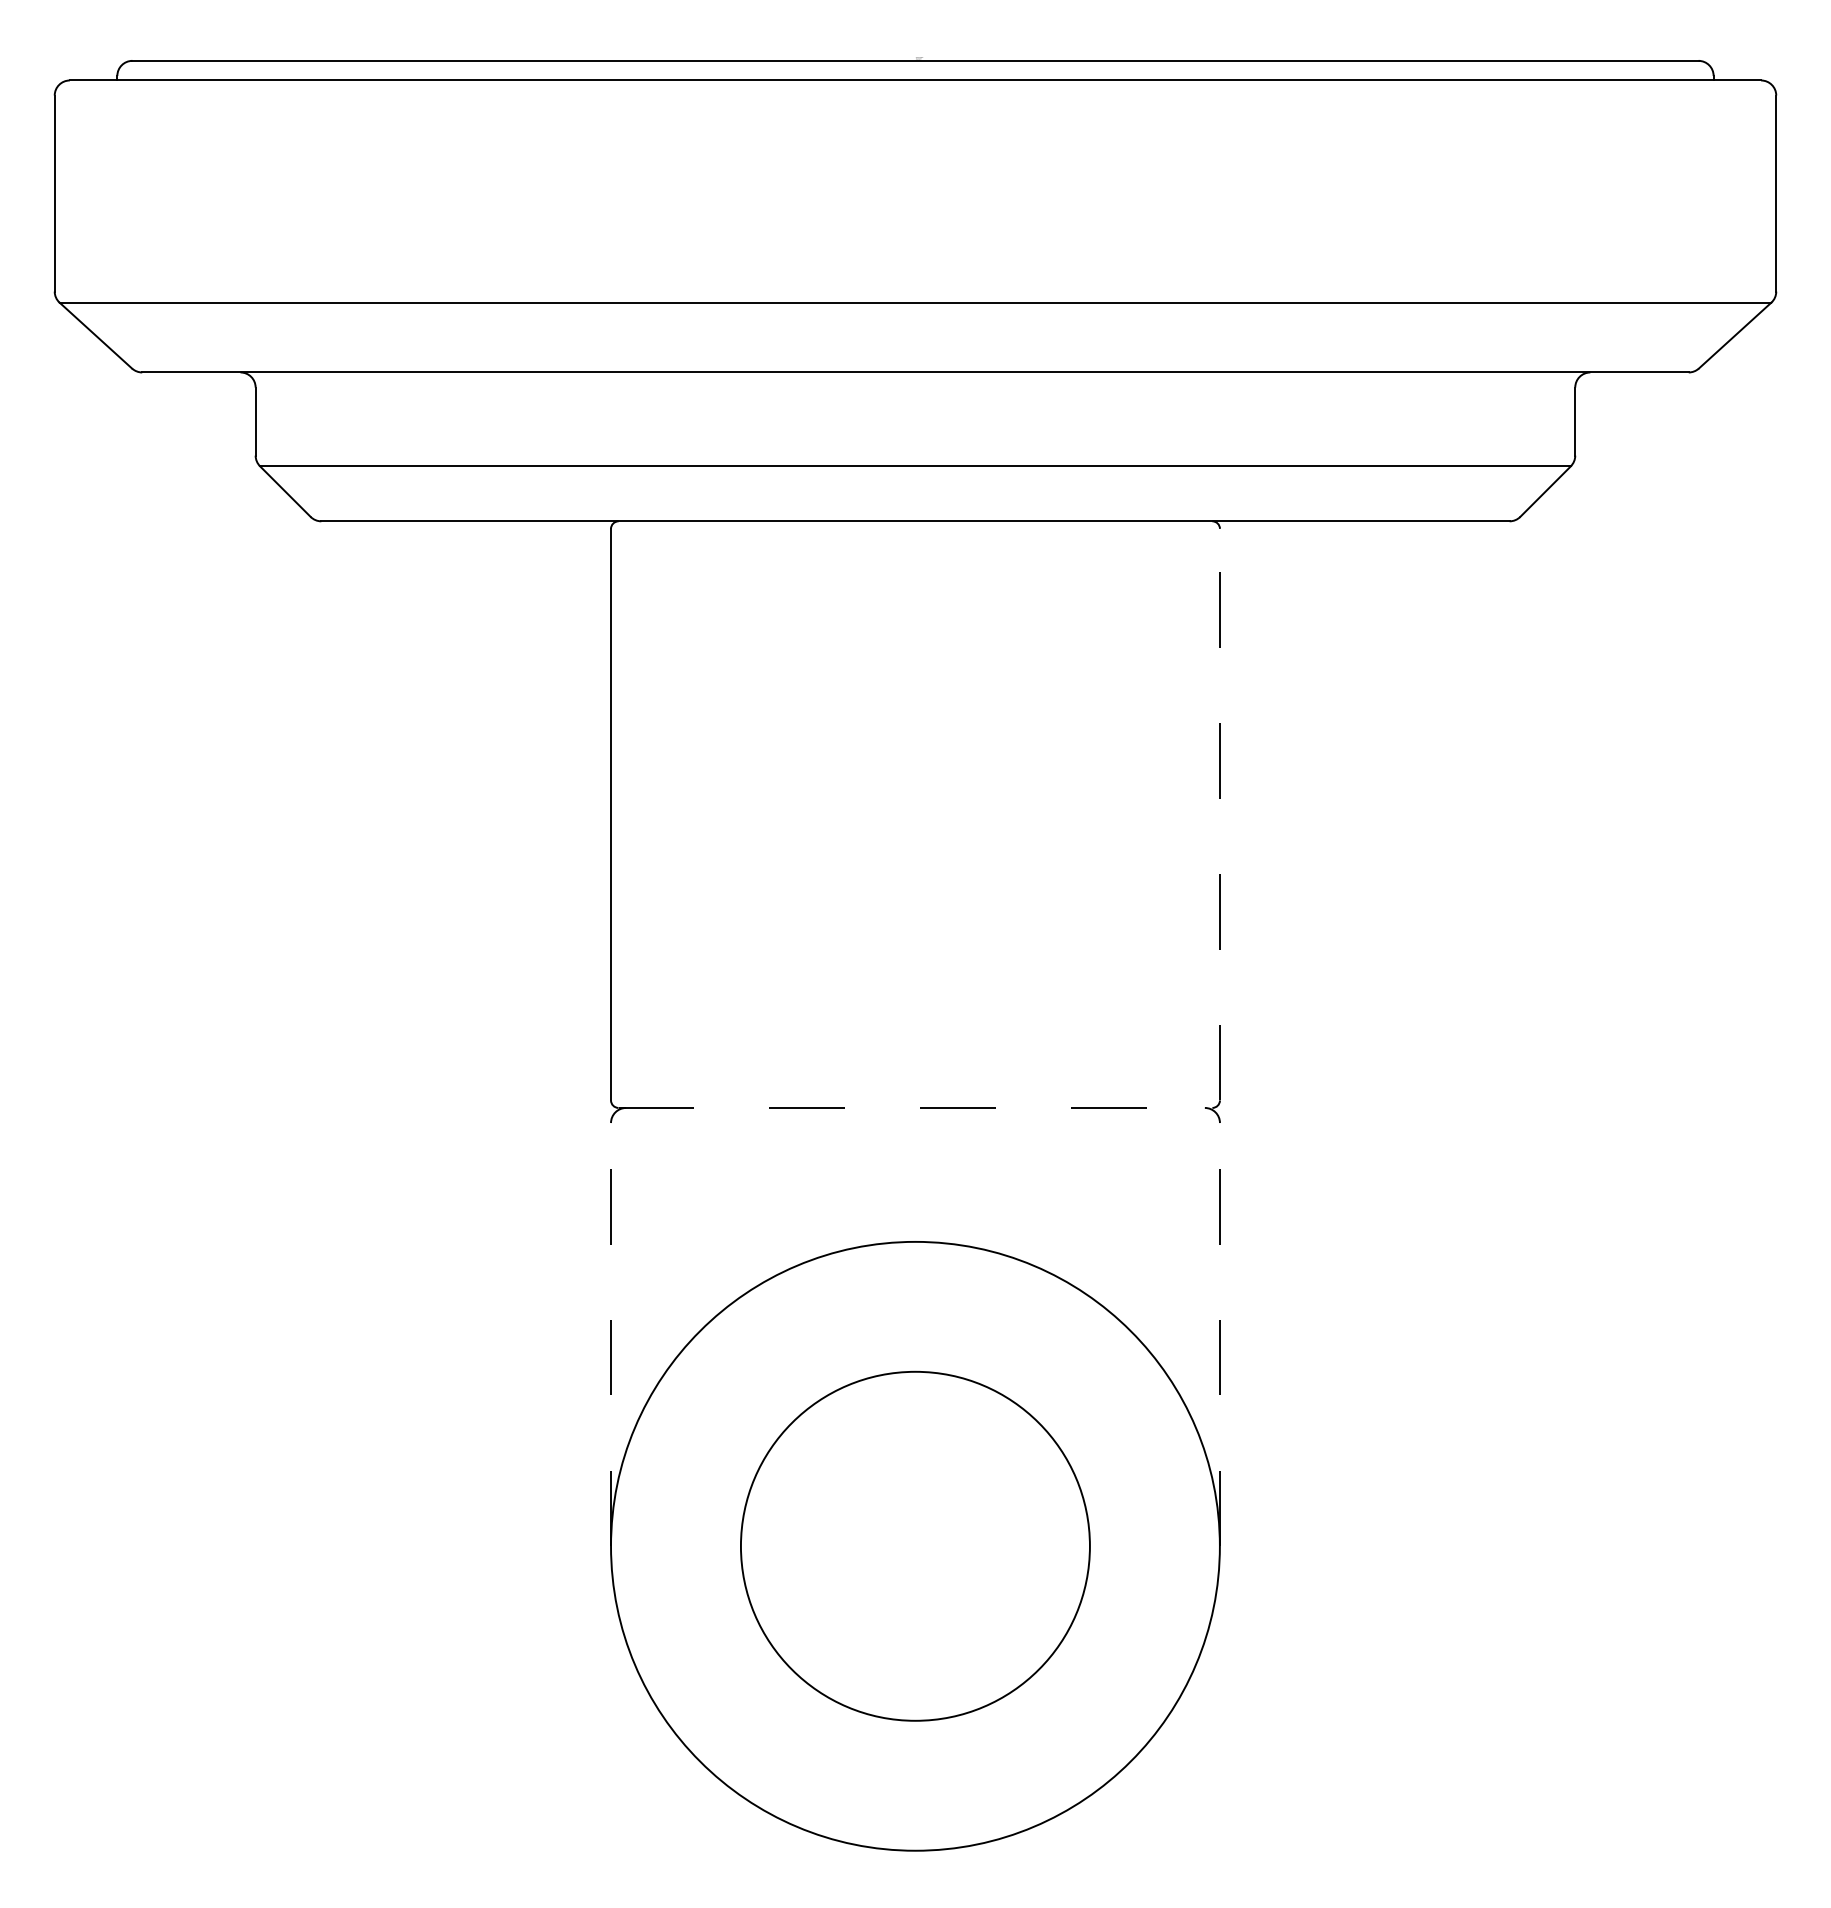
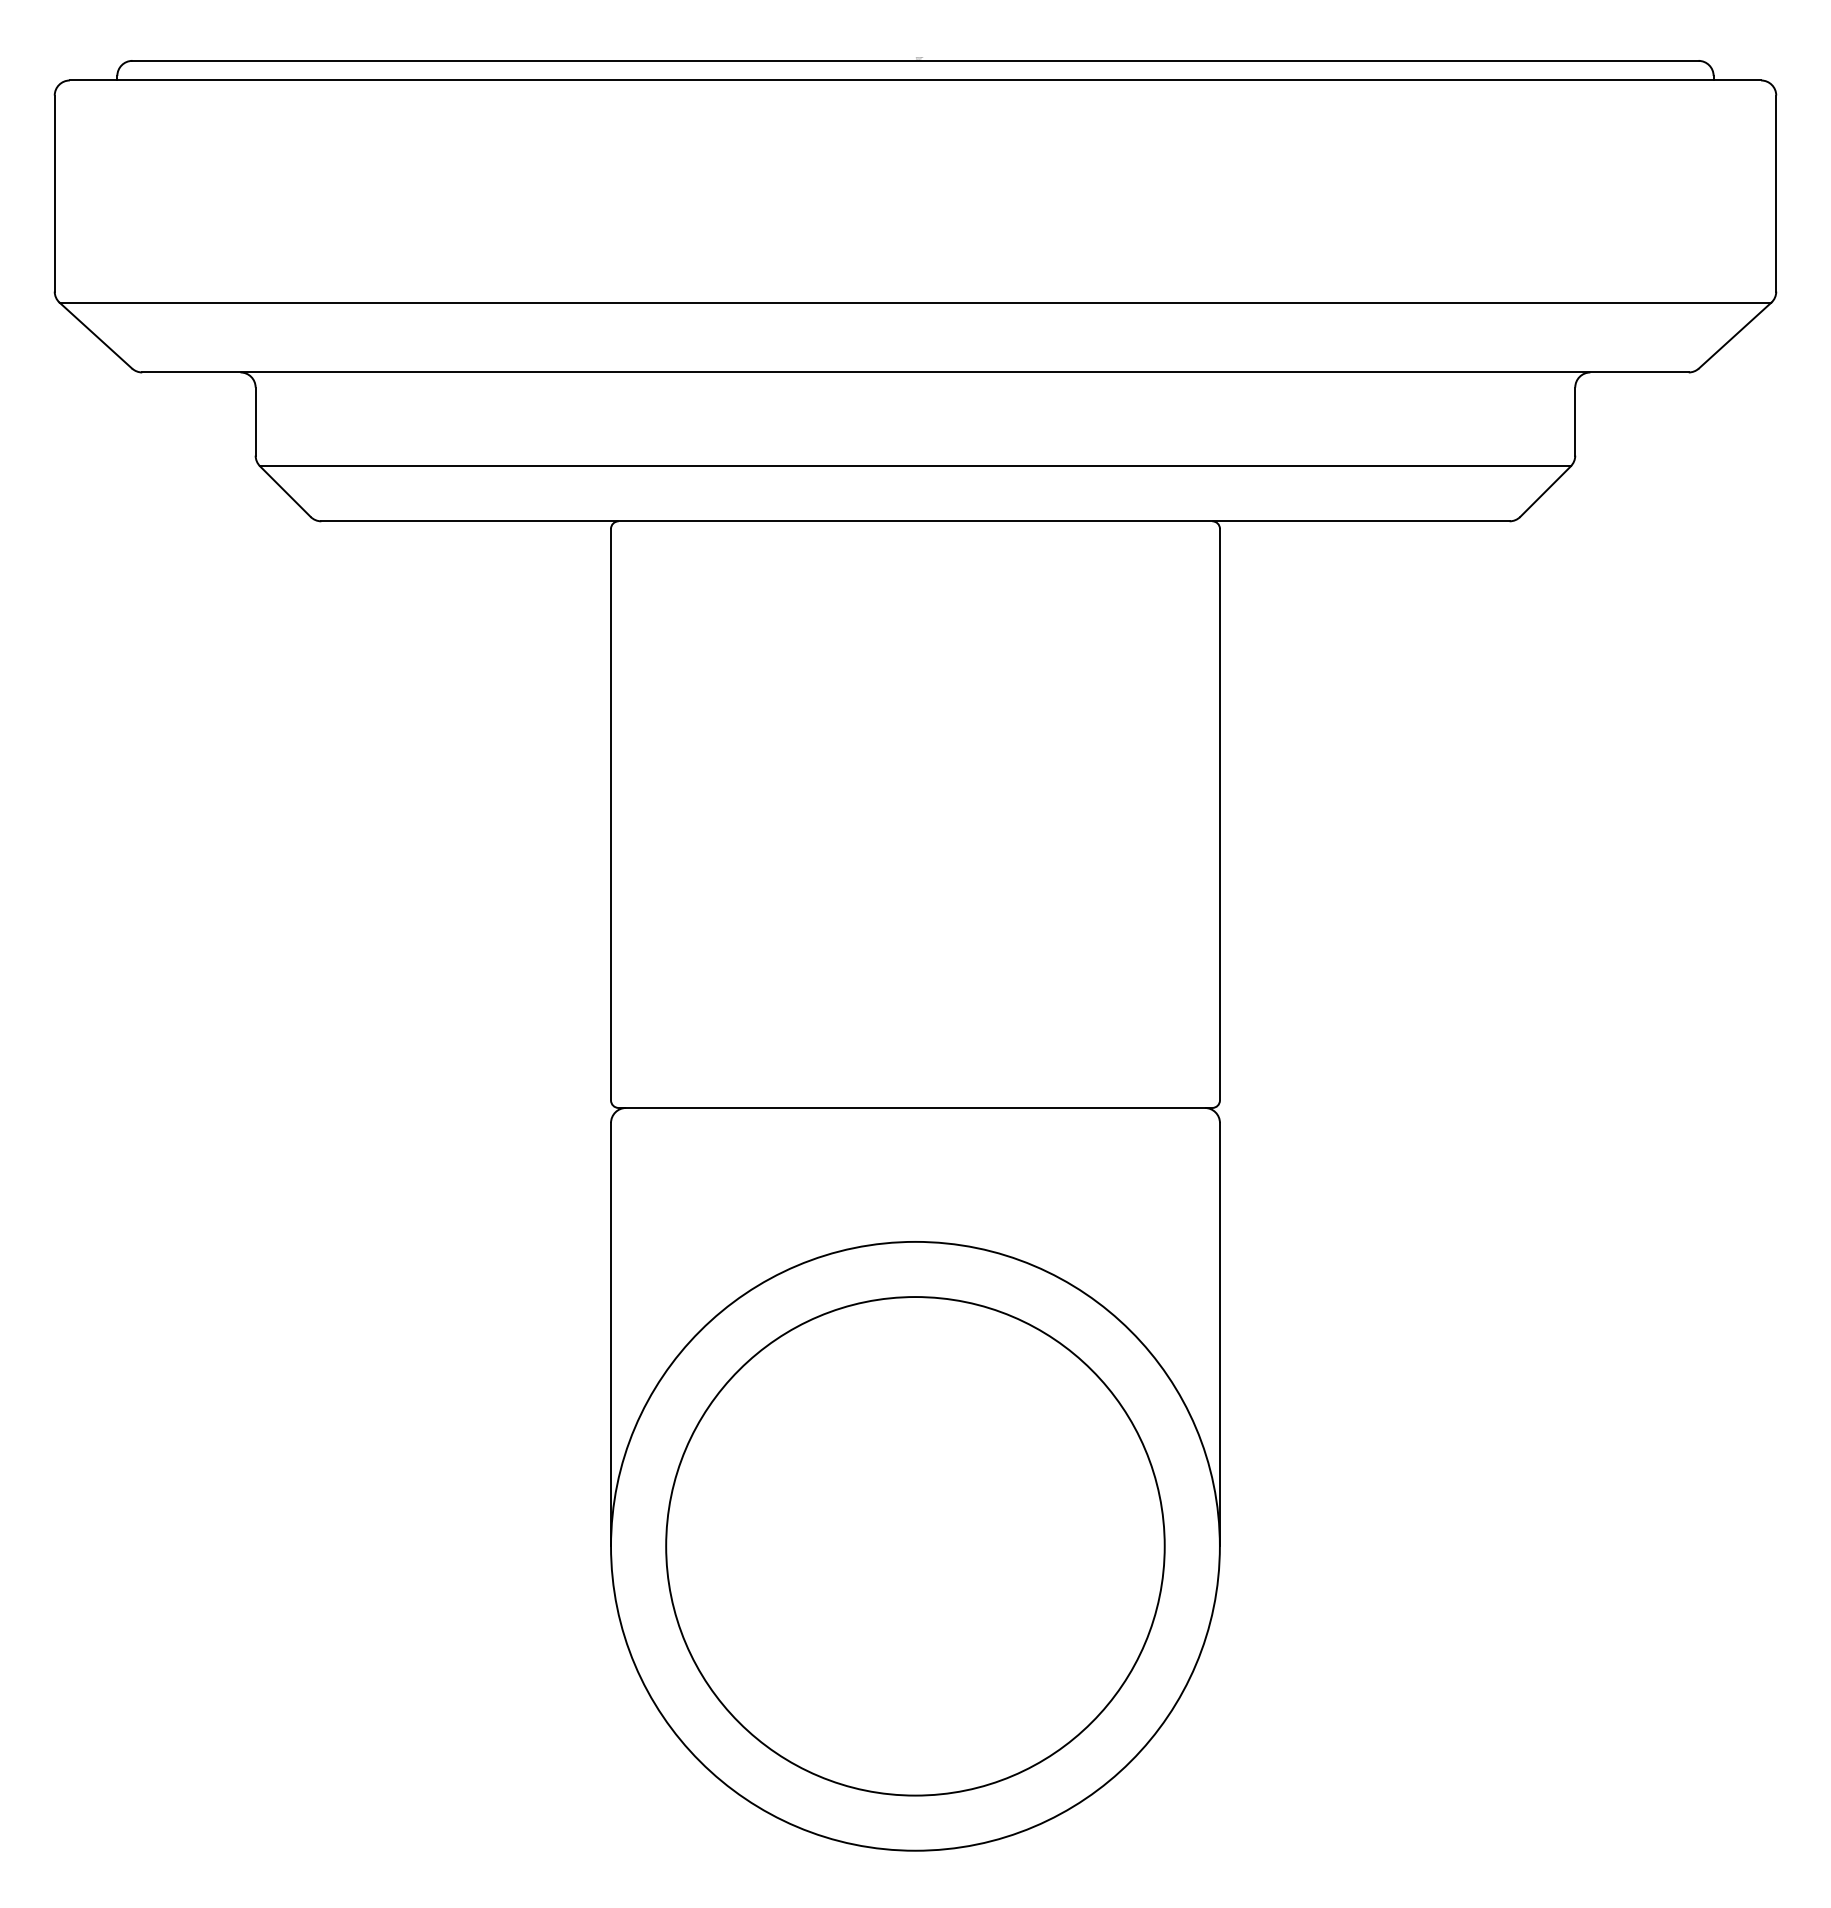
line: dashed -> solid (1219, 814)
line: dashed -> solid (915, 1107)
line: dashed -> solid (611, 1334)
line: dashed -> solid (1219, 1334)
circle diameter: 349 px -> 499 px (915, 1546)
